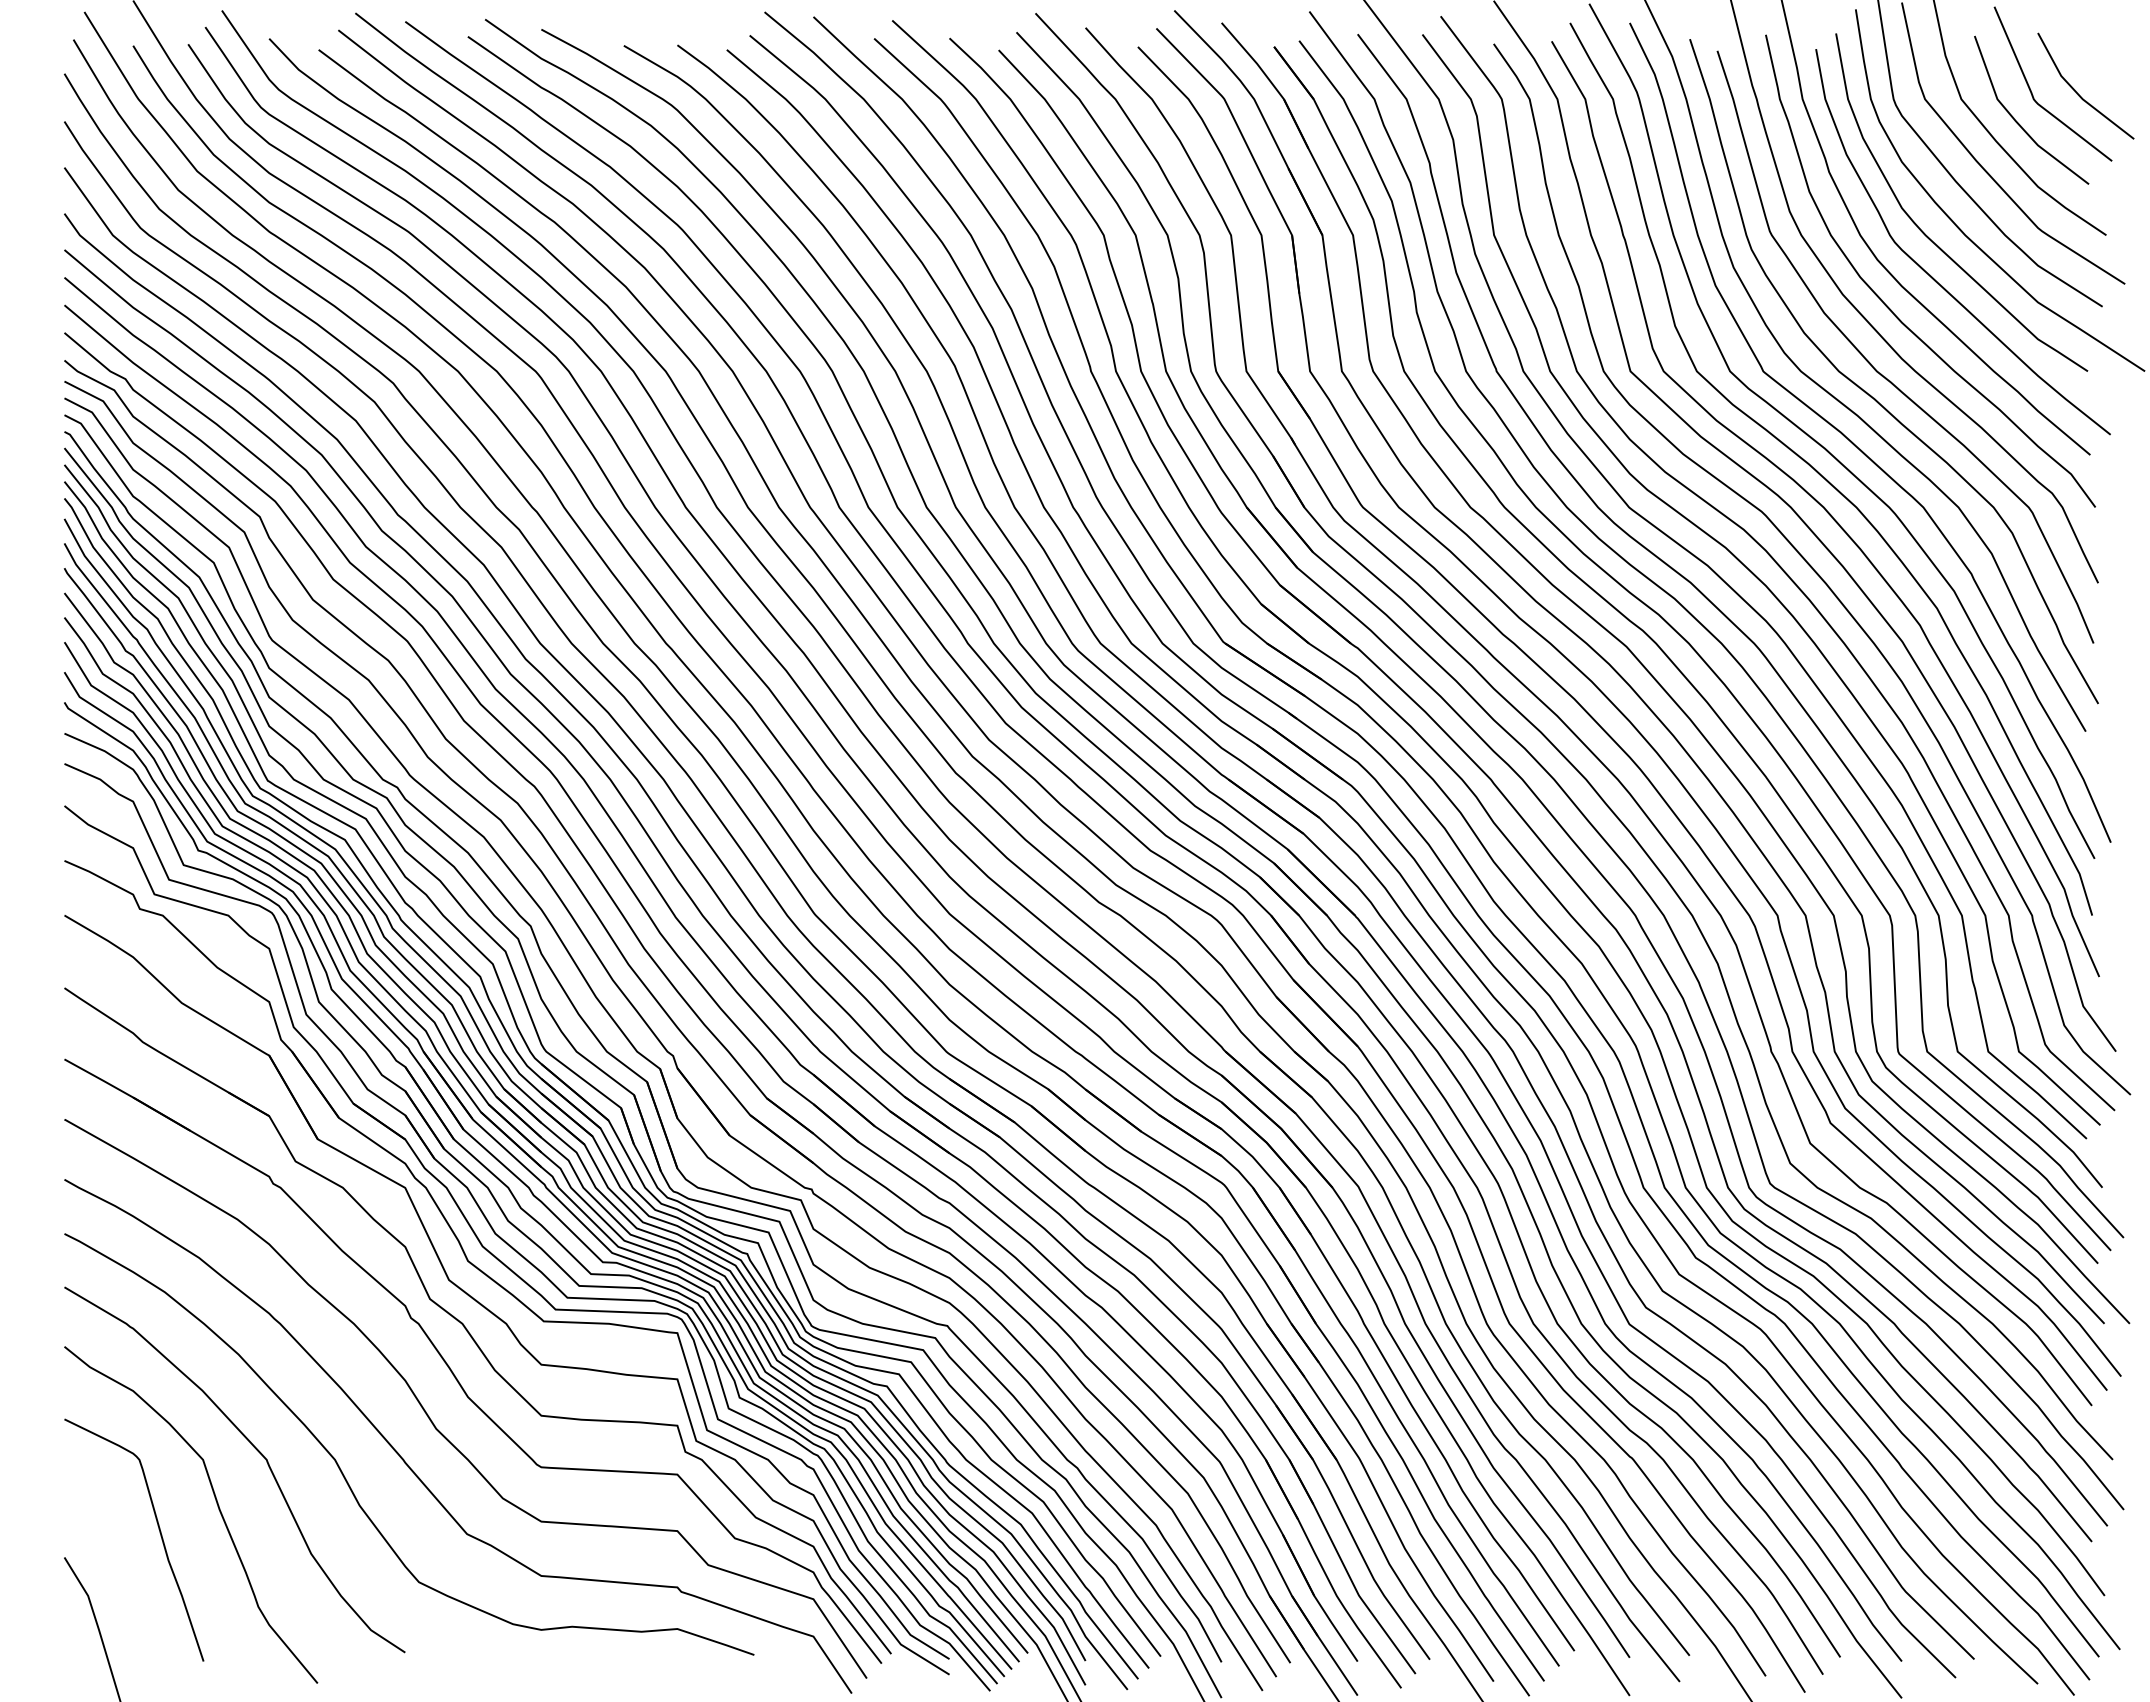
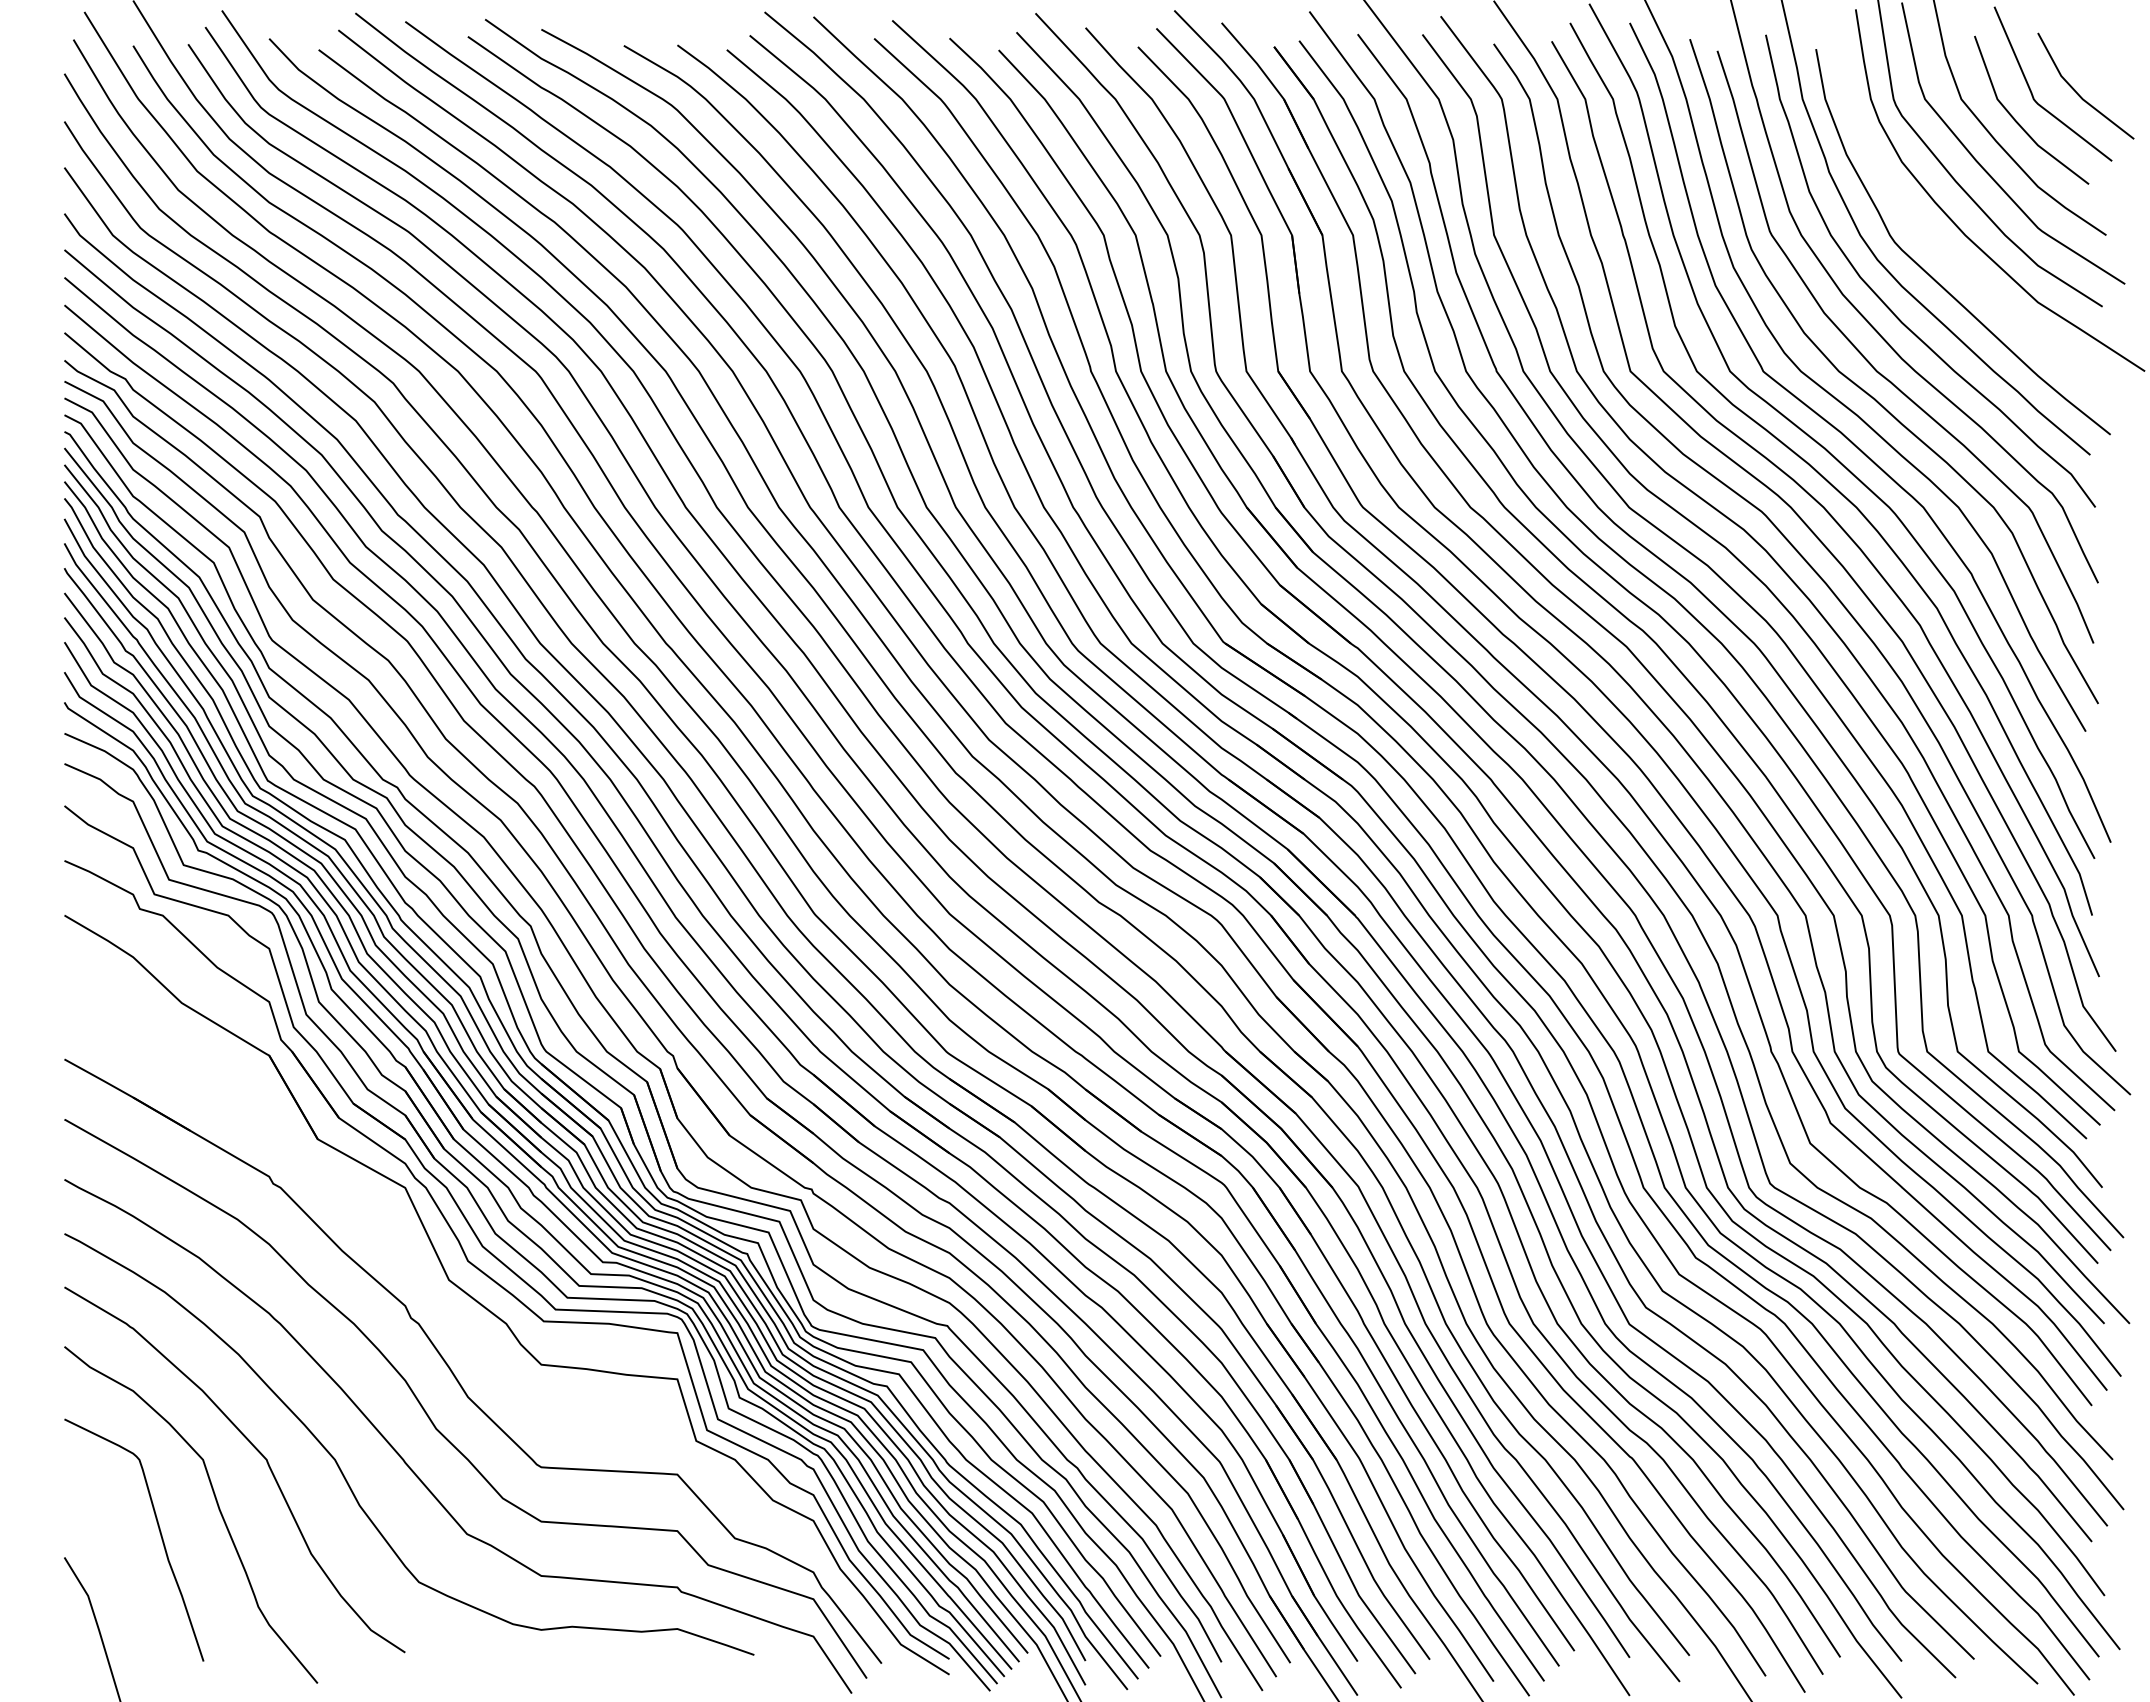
curve: present -> none (1927, 235)
part: present -> none (466, 1327)
